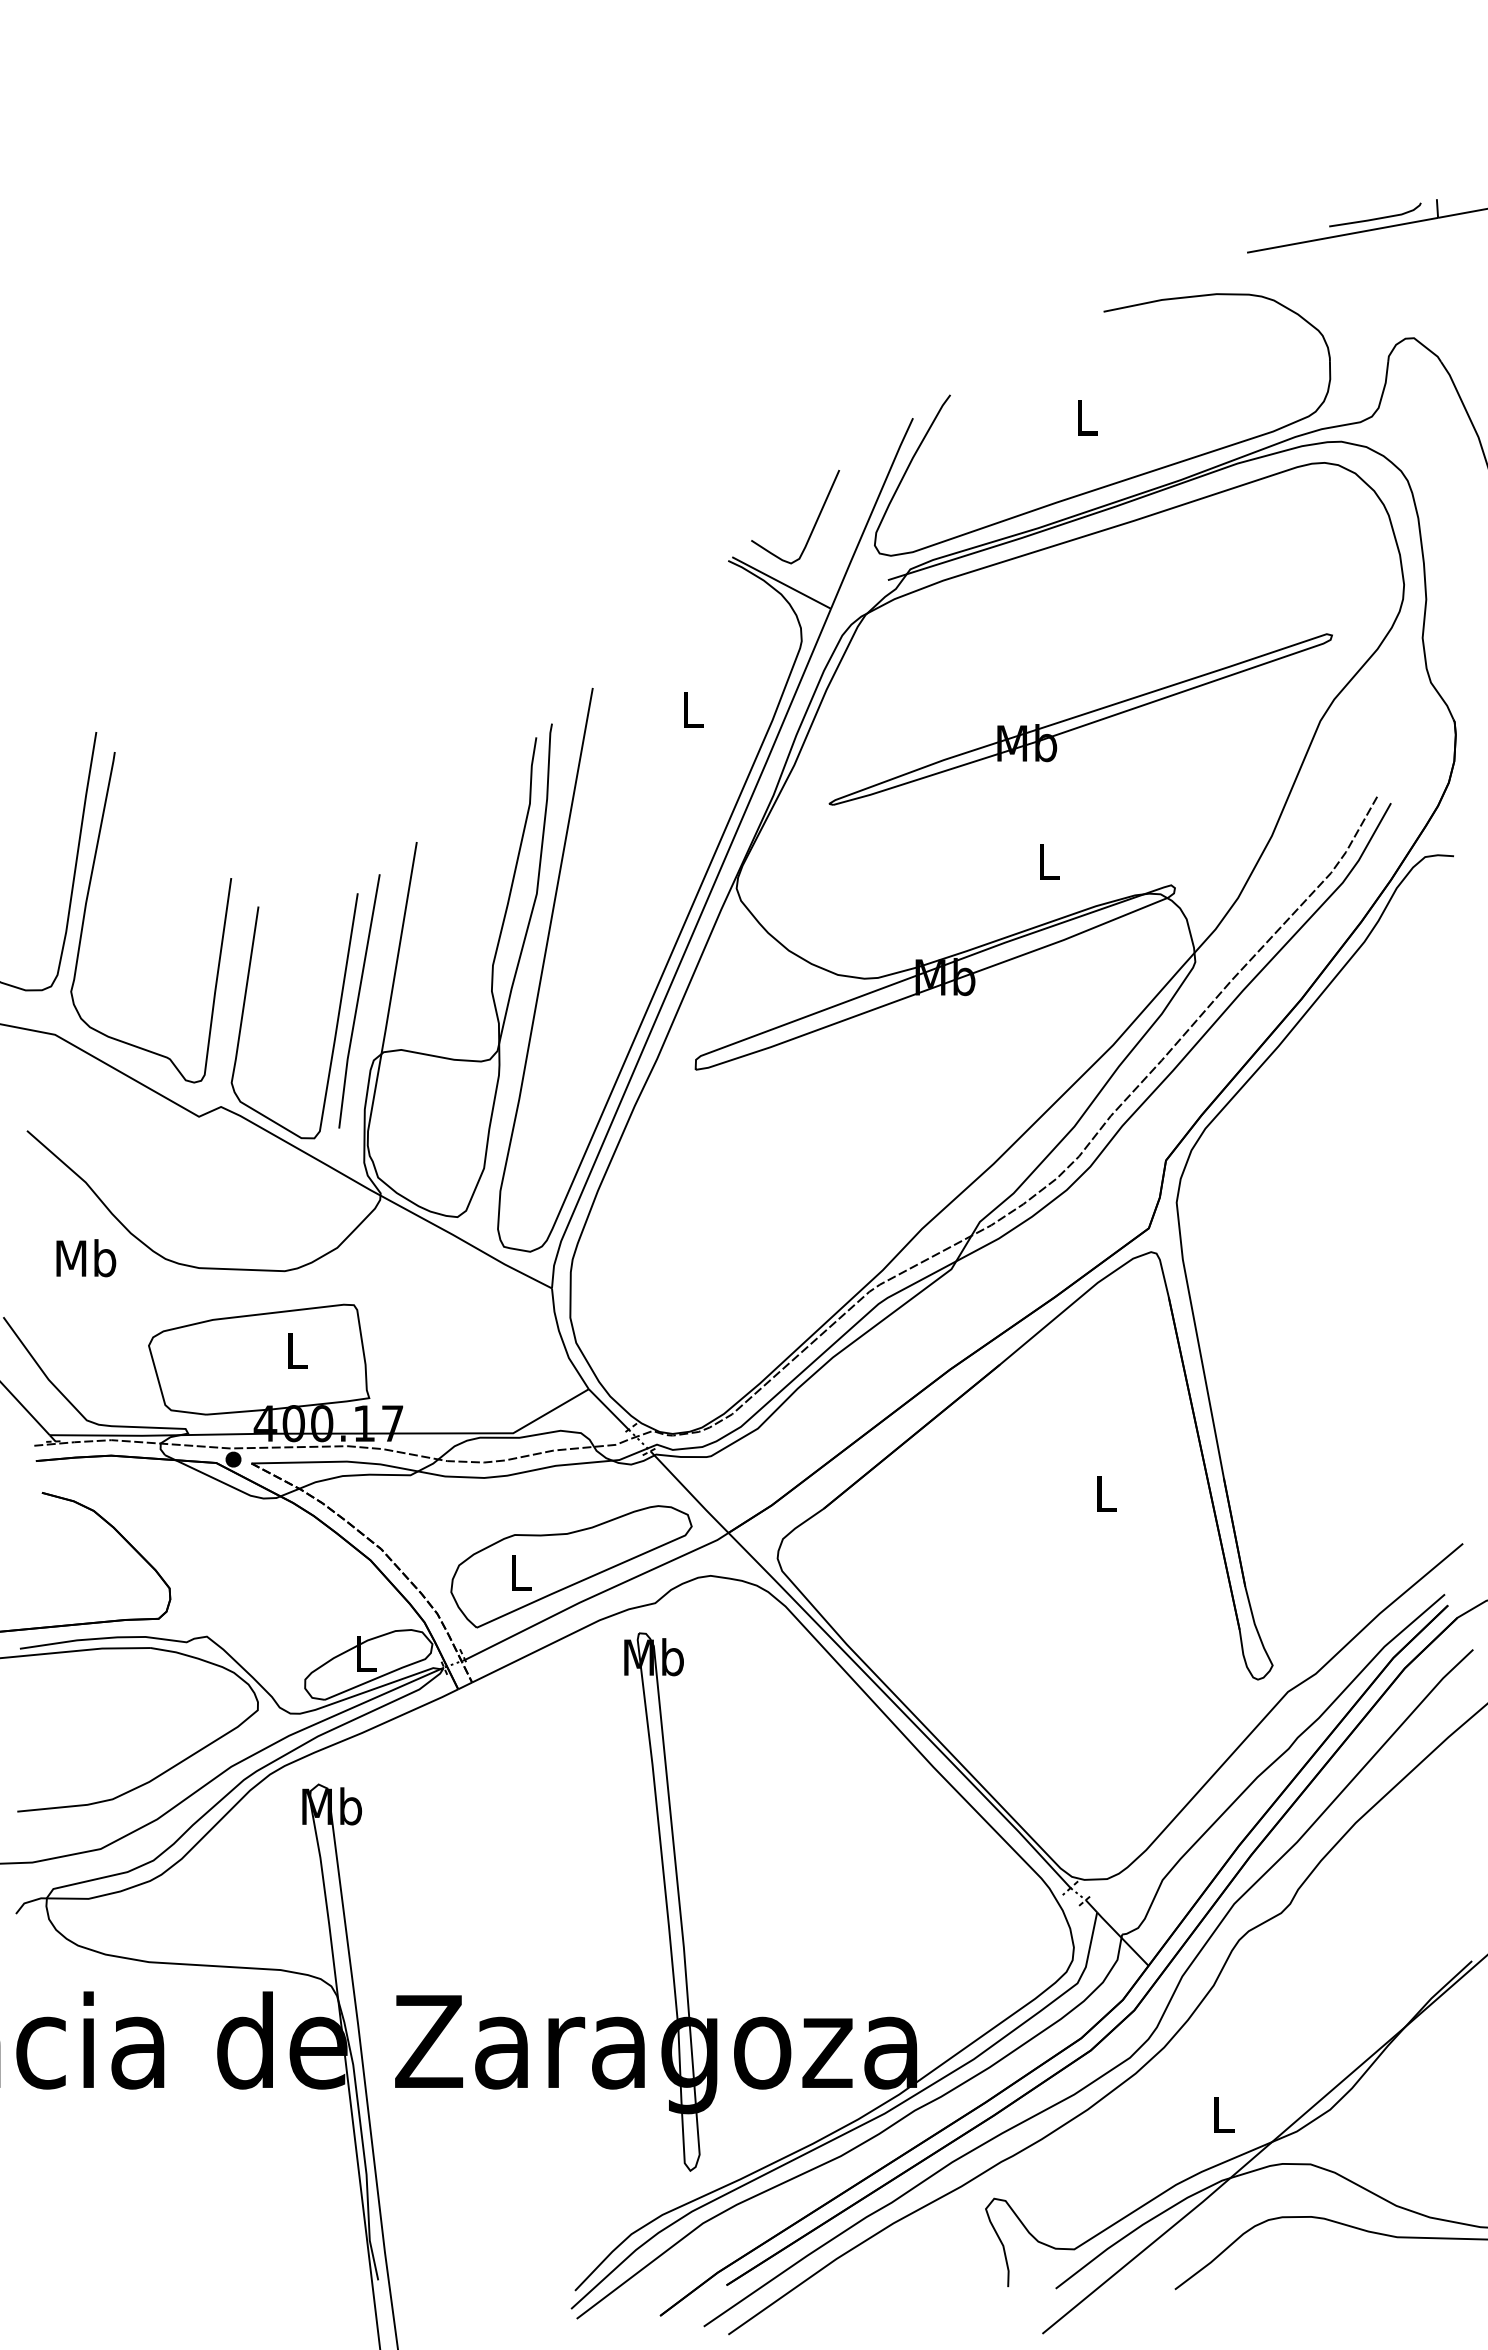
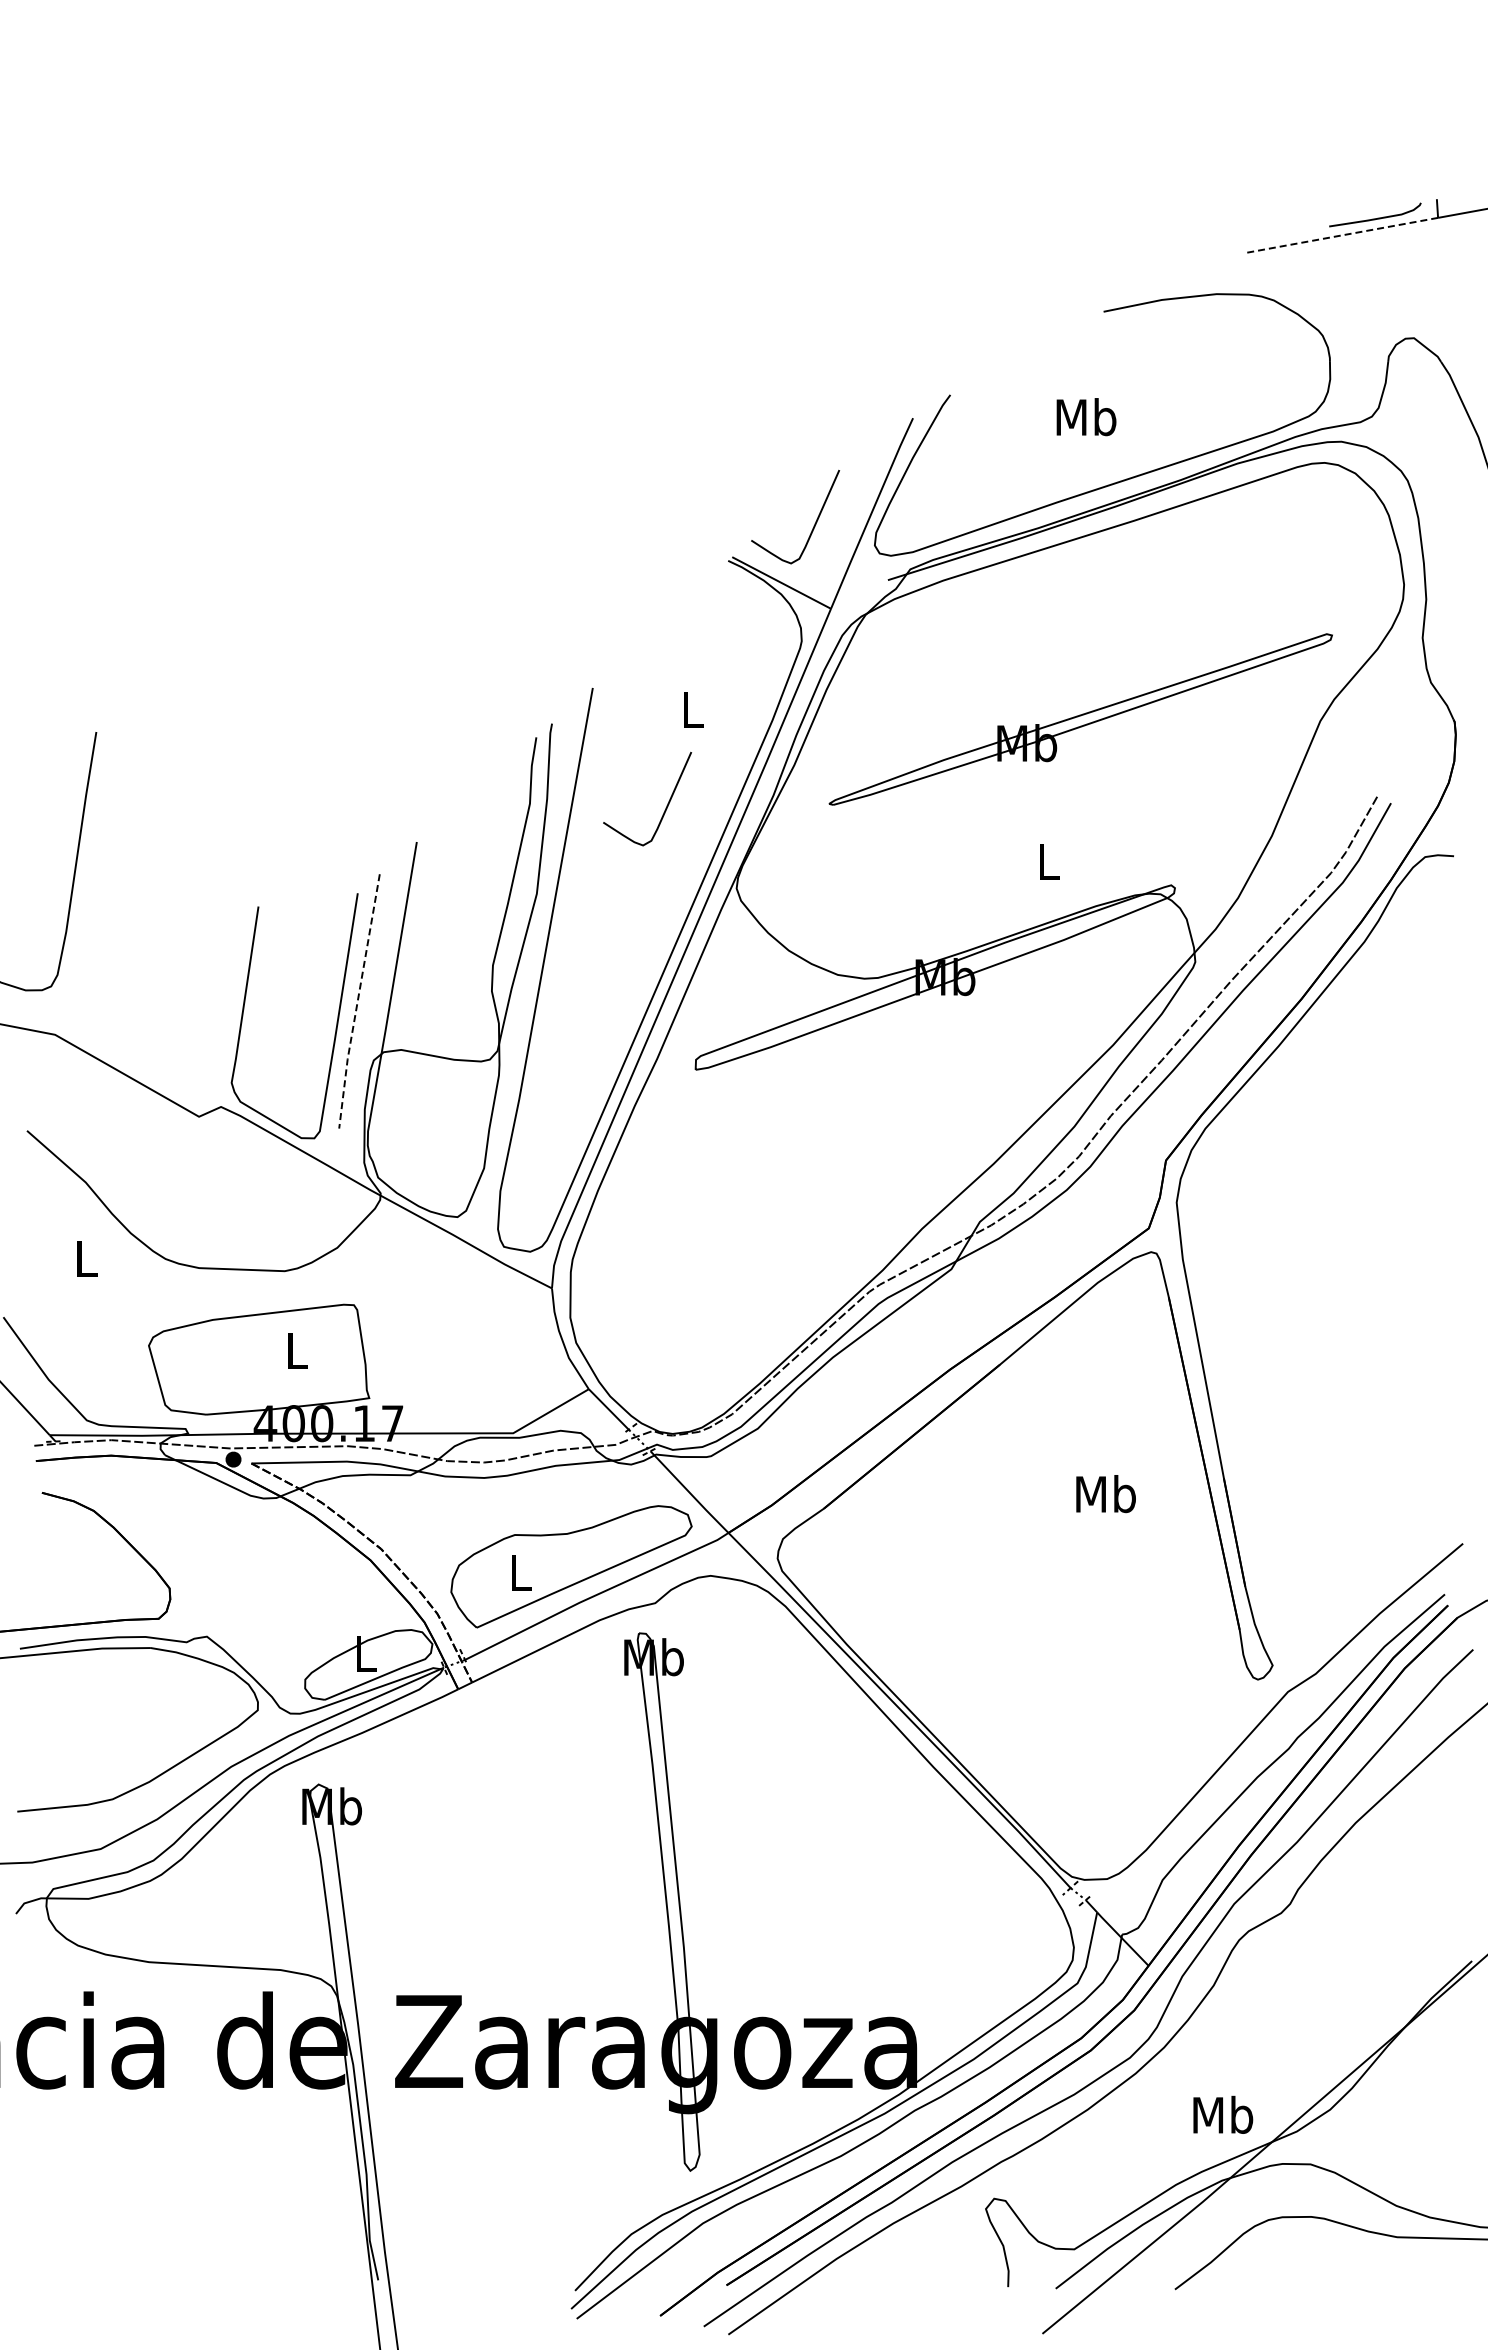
line: solid -> dashed (1342, 235)
text: L -> Mb (1086, 417)
curve: none -> present (665, 807)
curve: present -> none (86, 908)
line: solid -> dashed (357, 1002)
text: Mb -> L (86, 1258)
text: L -> Mb (1105, 1494)
text: L -> Mb (1223, 2114)
